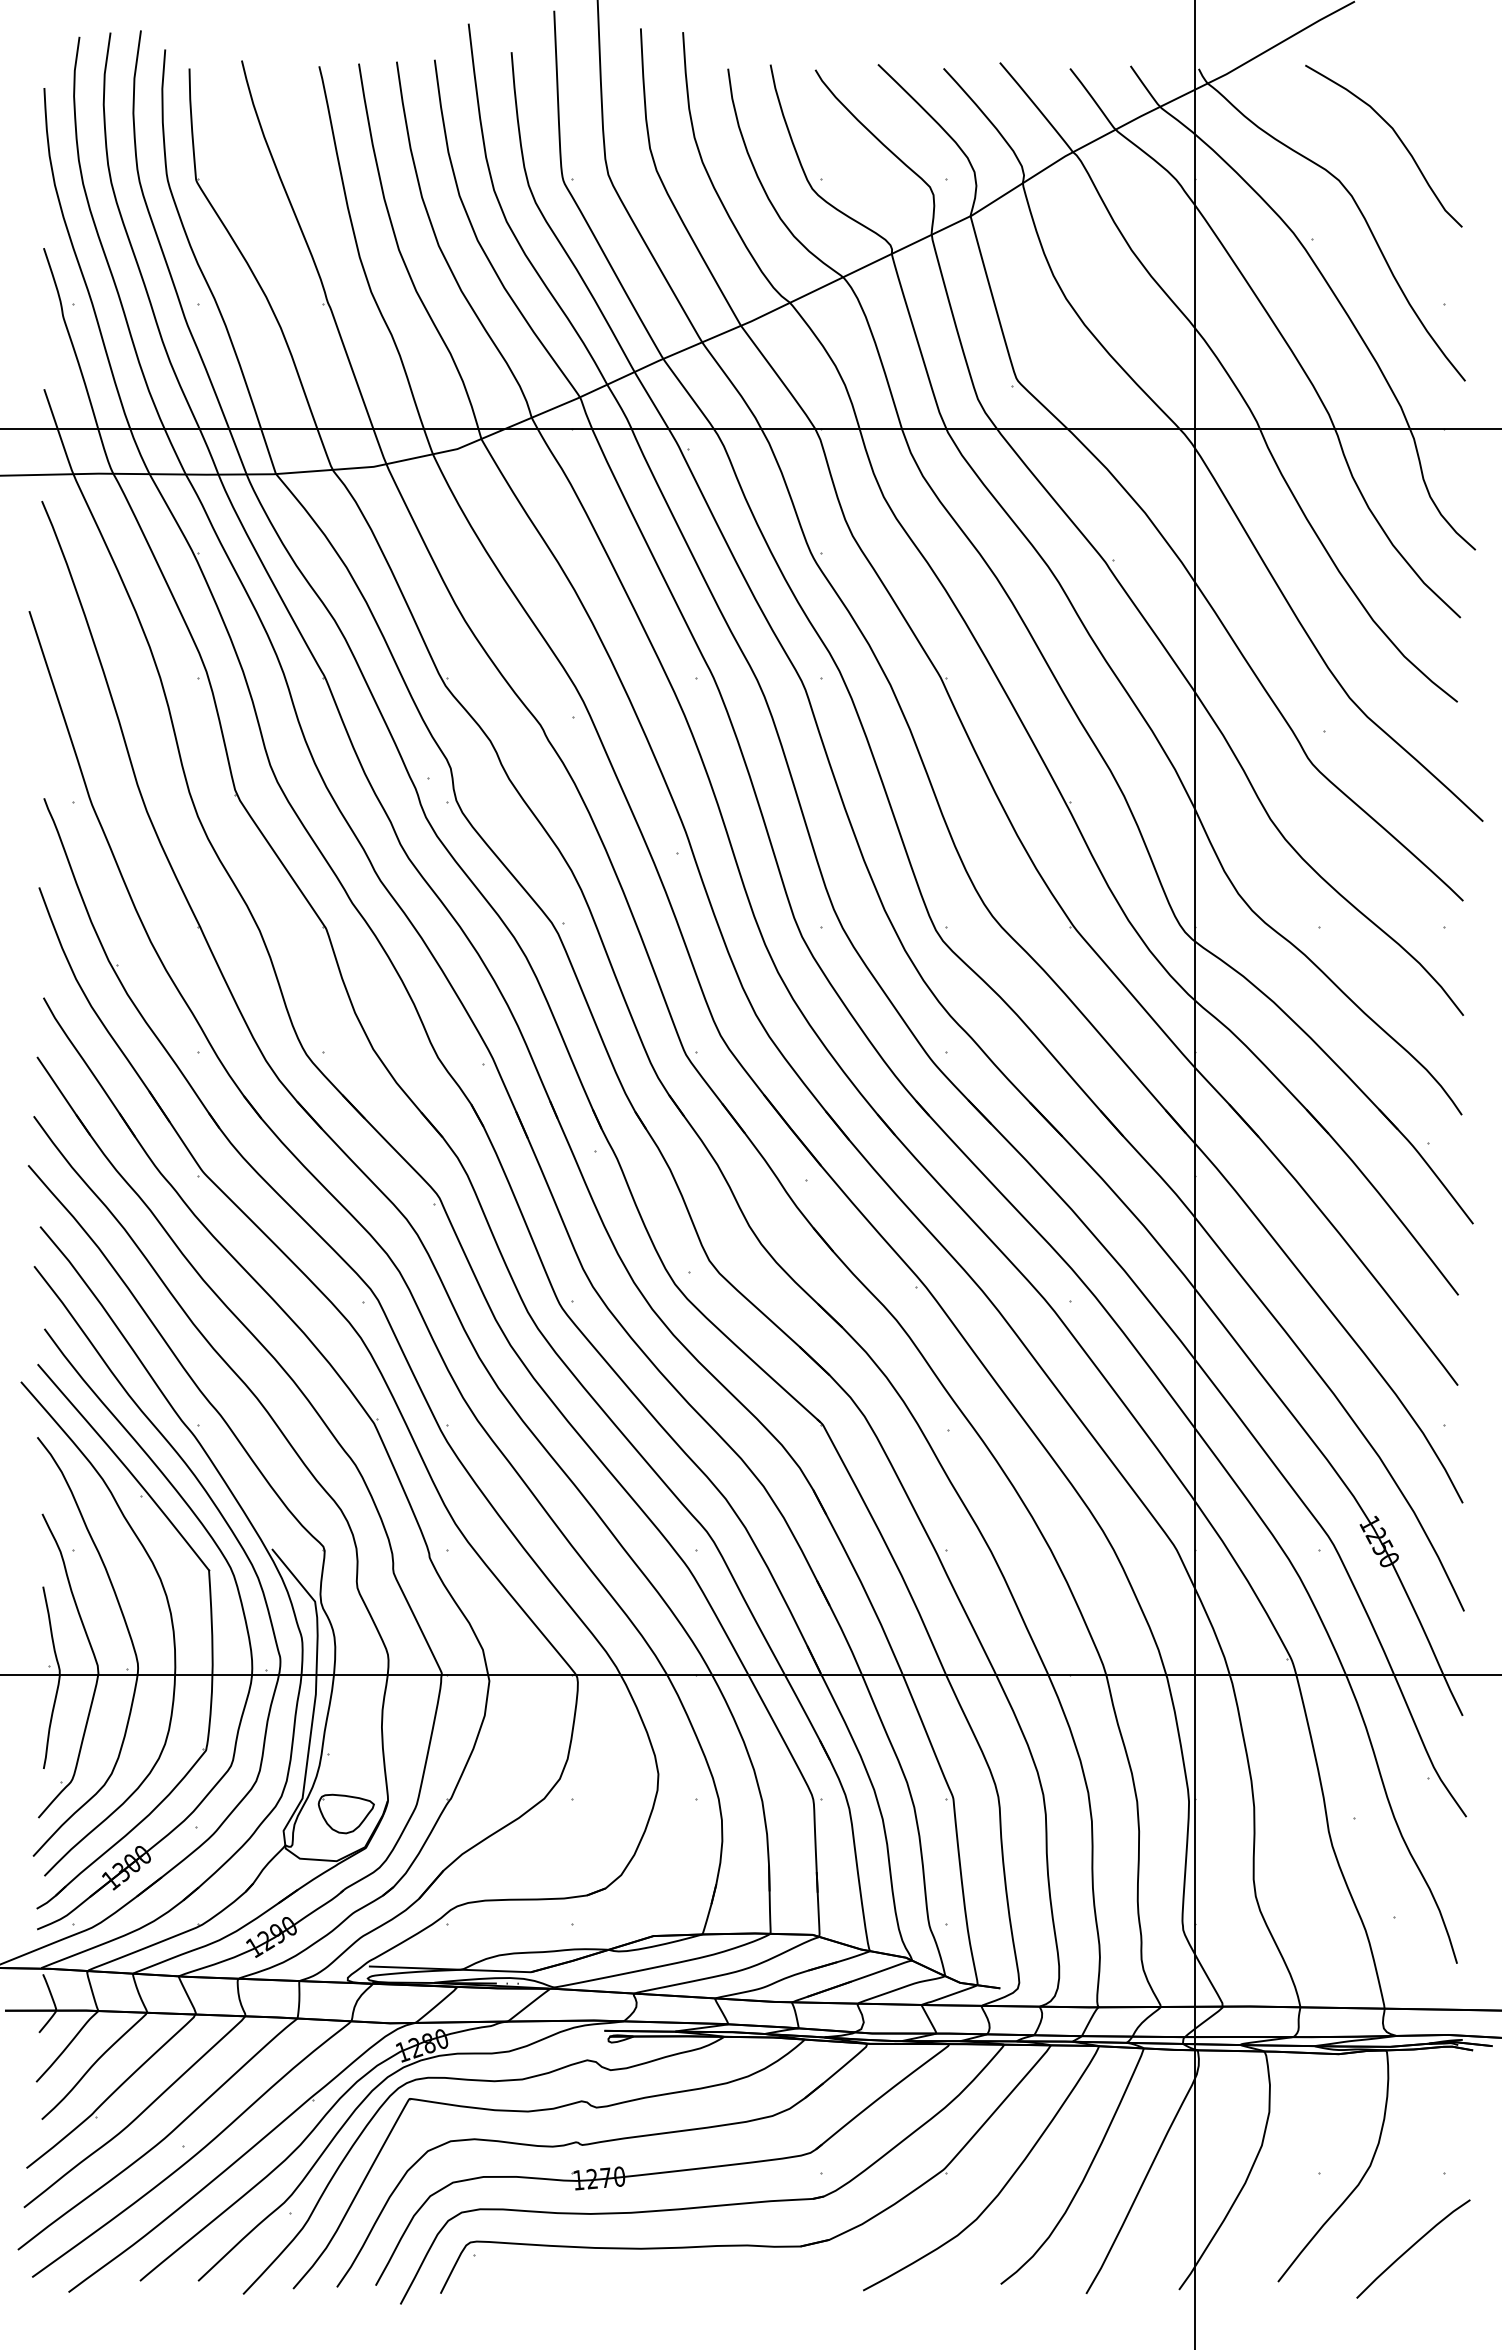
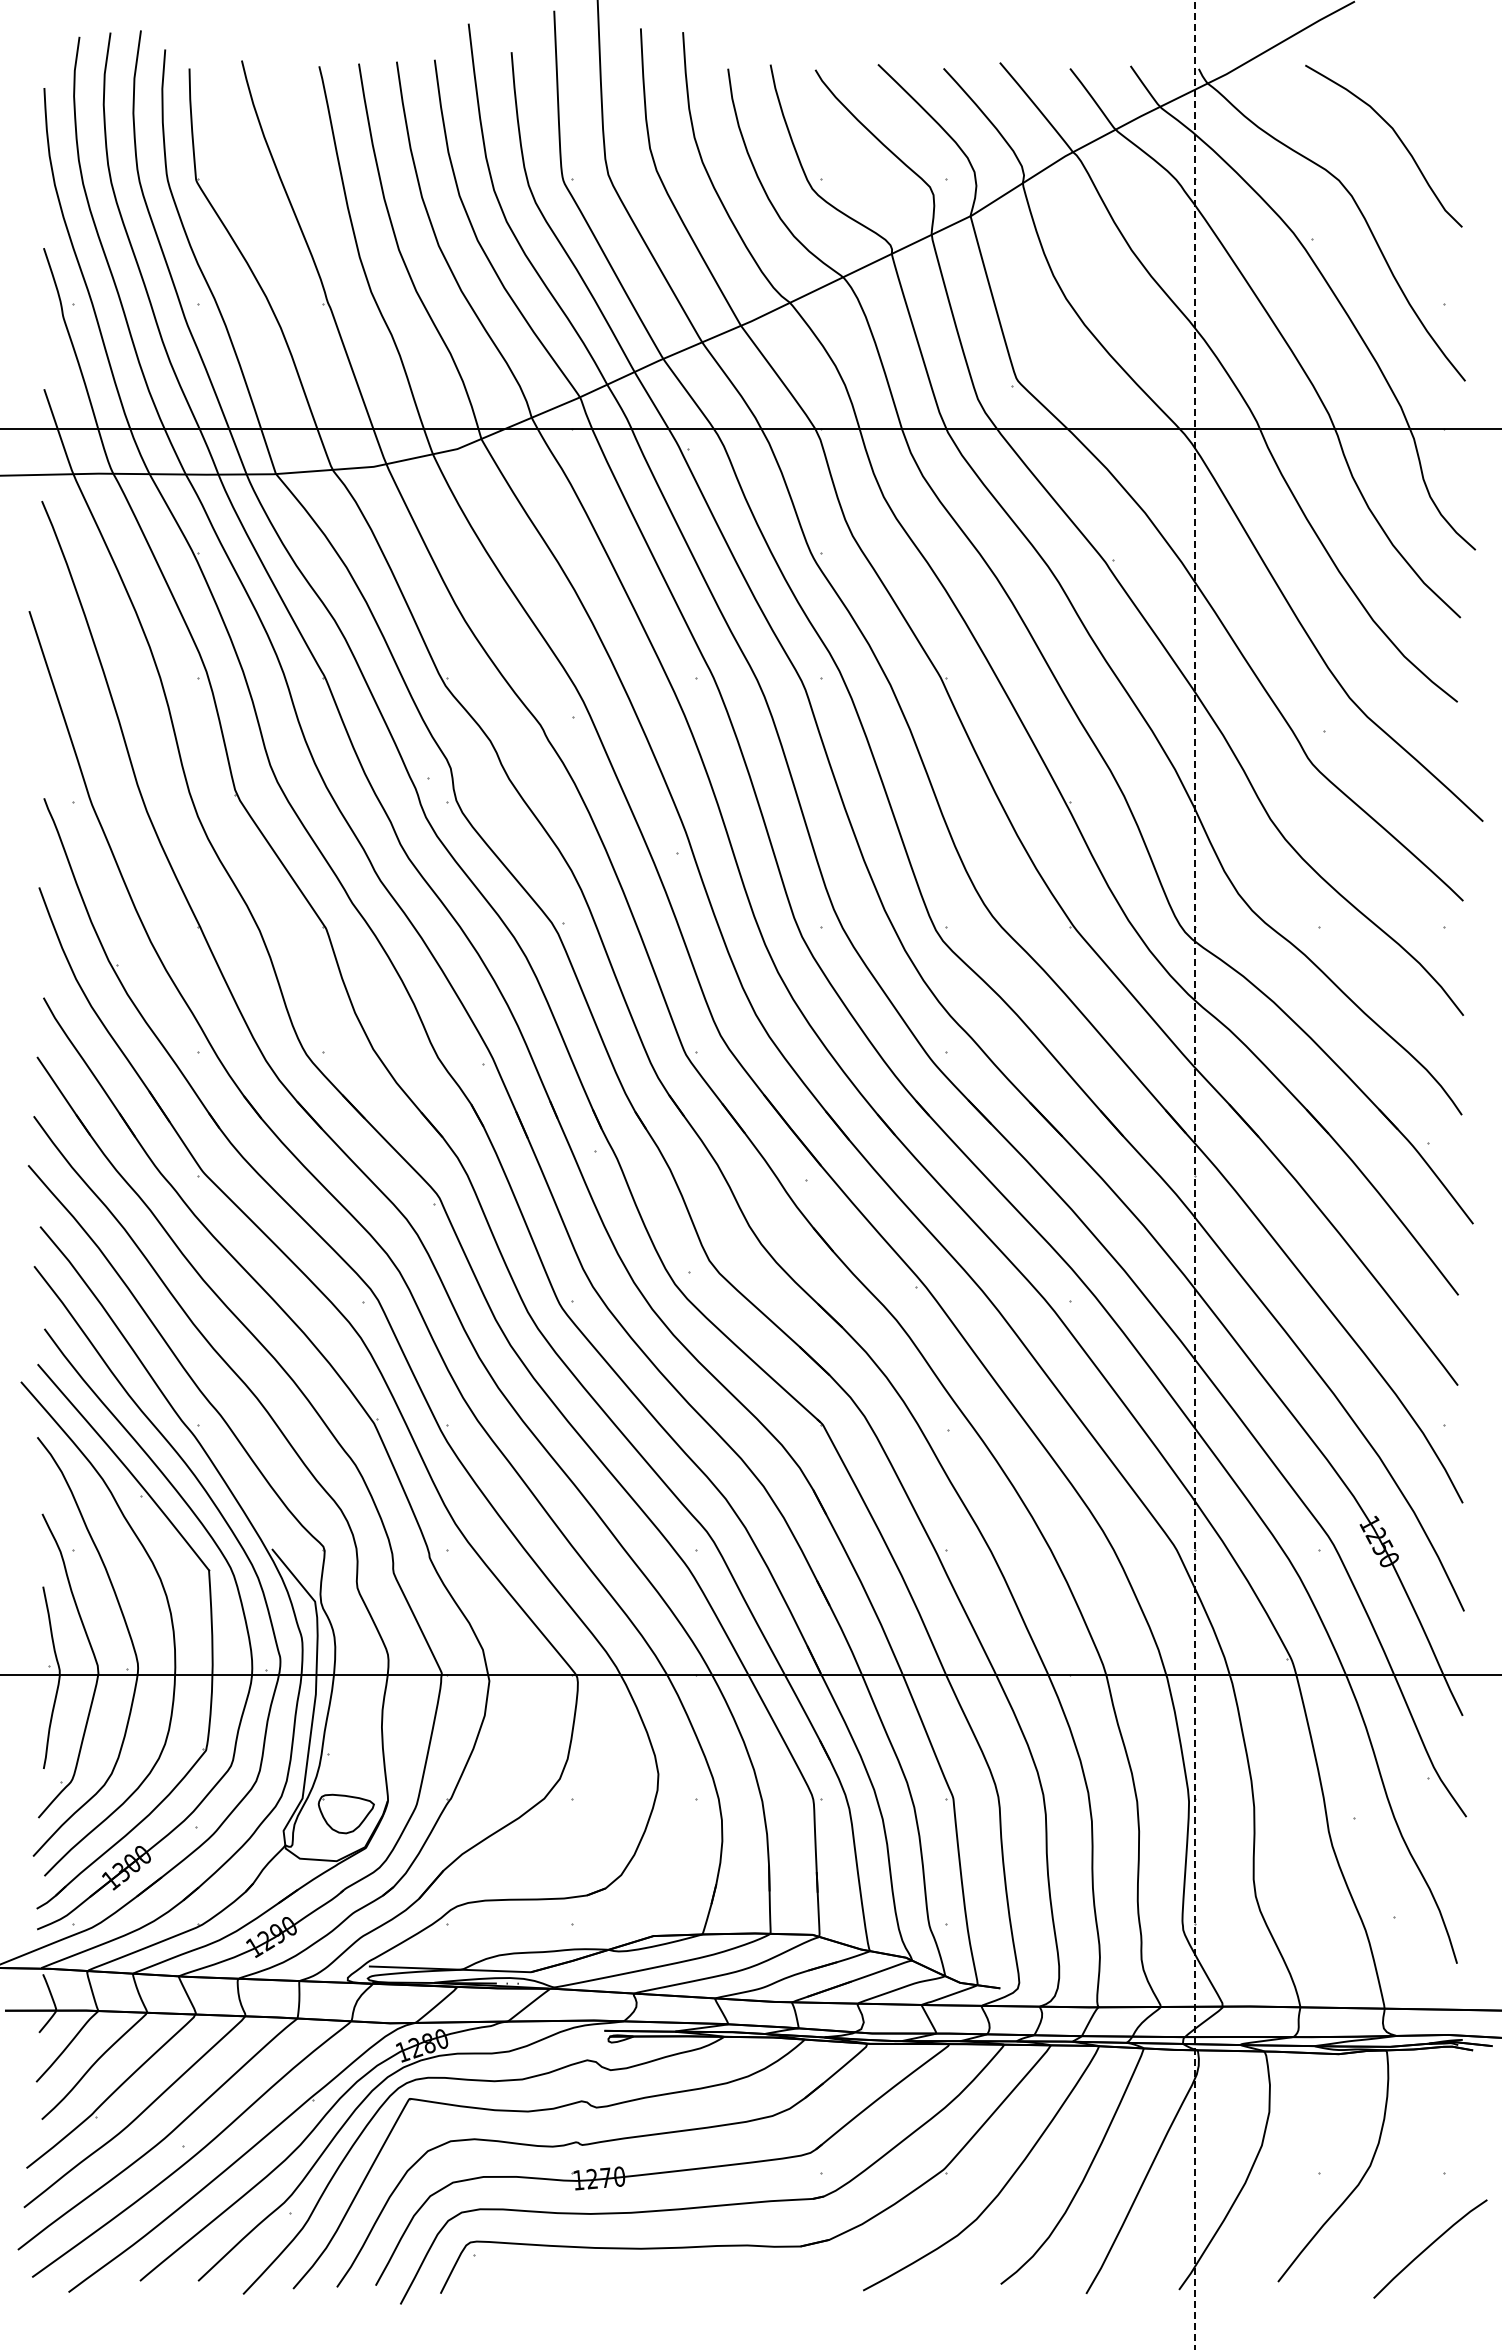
line: solid -> dashed (1194, 1174)
curve position: (1412, 2247) -> (1429, 2247) (1429, 2247)
